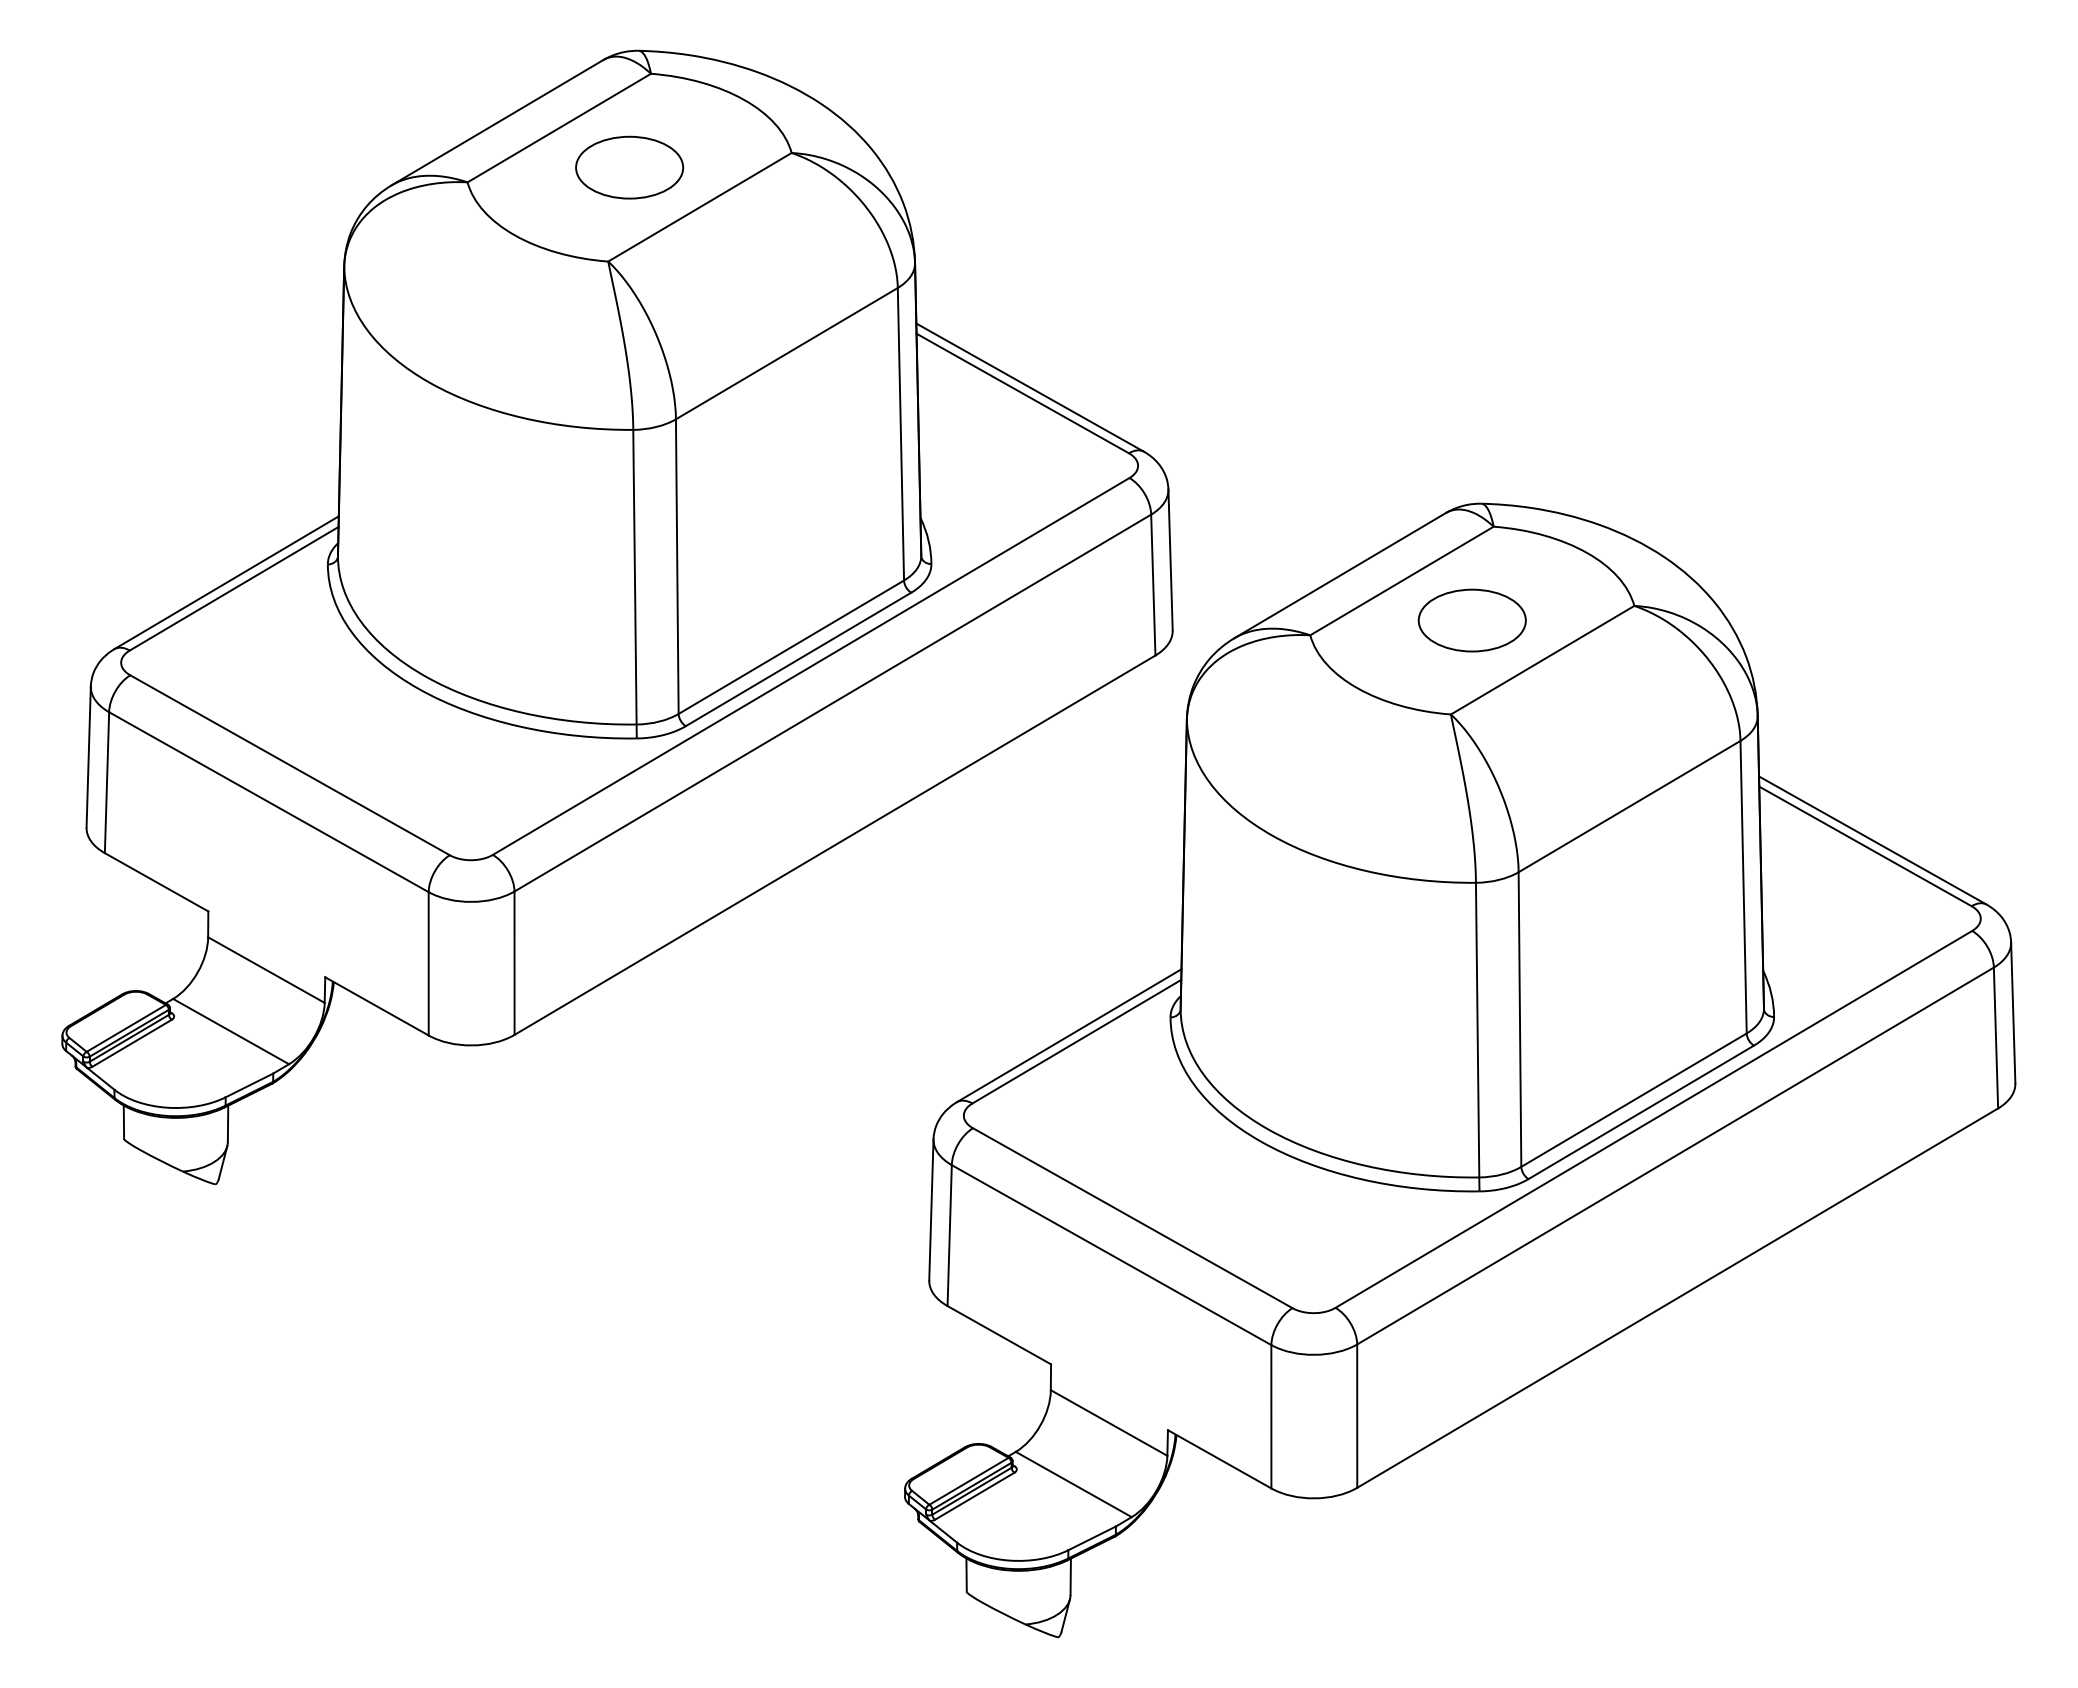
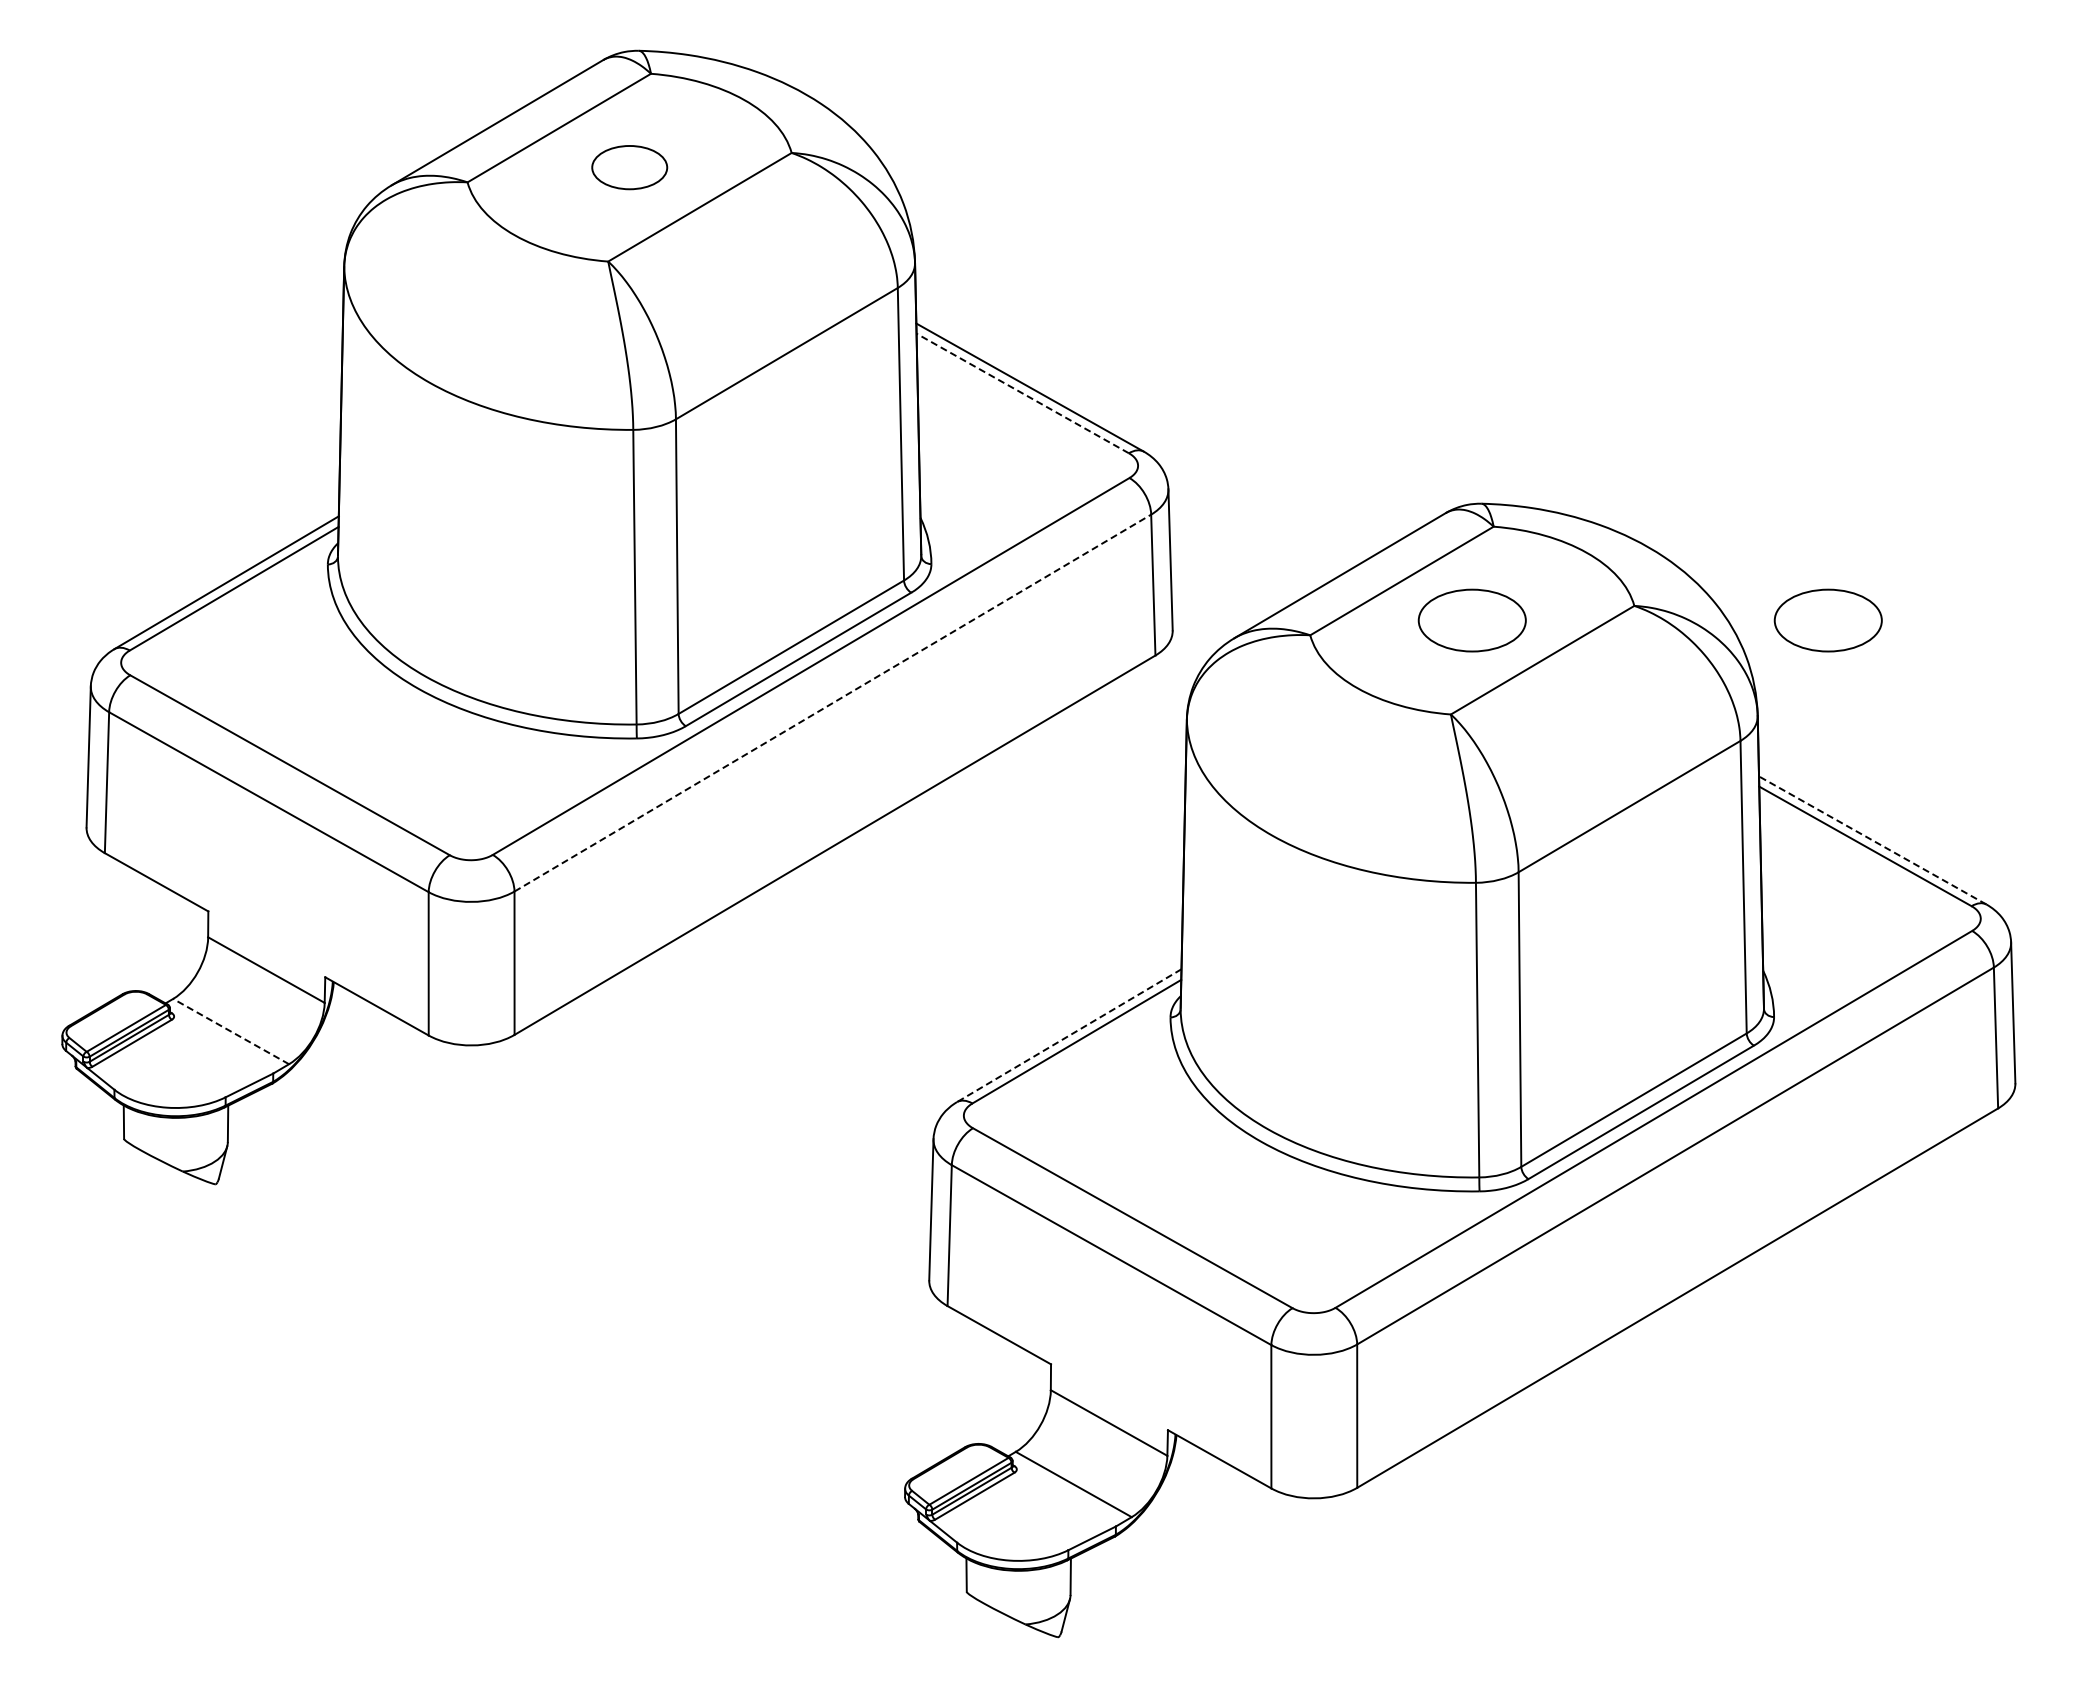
part size: 110x65 px -> 78x46 px (629, 167)
line: solid -> dashed (1022, 393)
part: none -> present (1827, 620)
line: solid -> dashed (832, 703)
line: solid -> dashed (1872, 840)
line: solid -> dashed (231, 1031)
line: solid -> dashed (1068, 1035)
